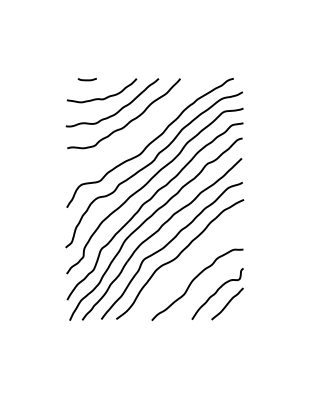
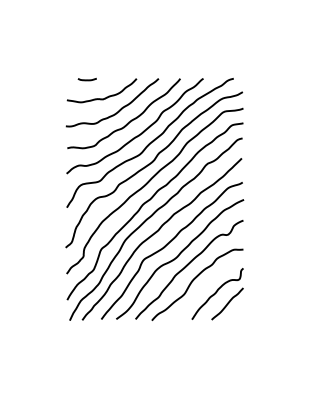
curve: none -> present (138, 134)
curve: none -> present (187, 266)
